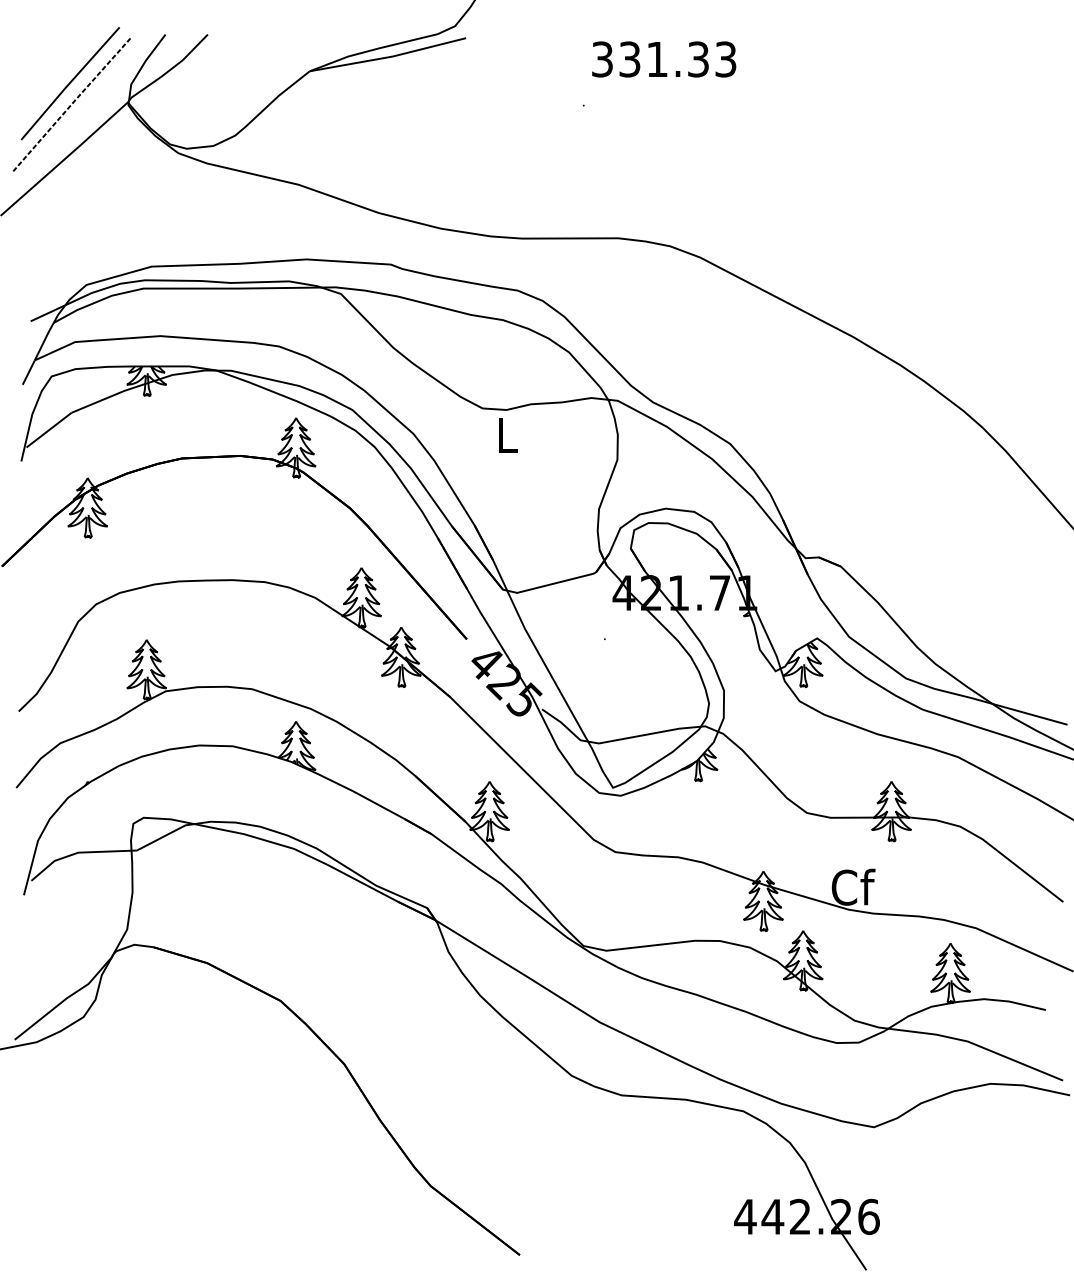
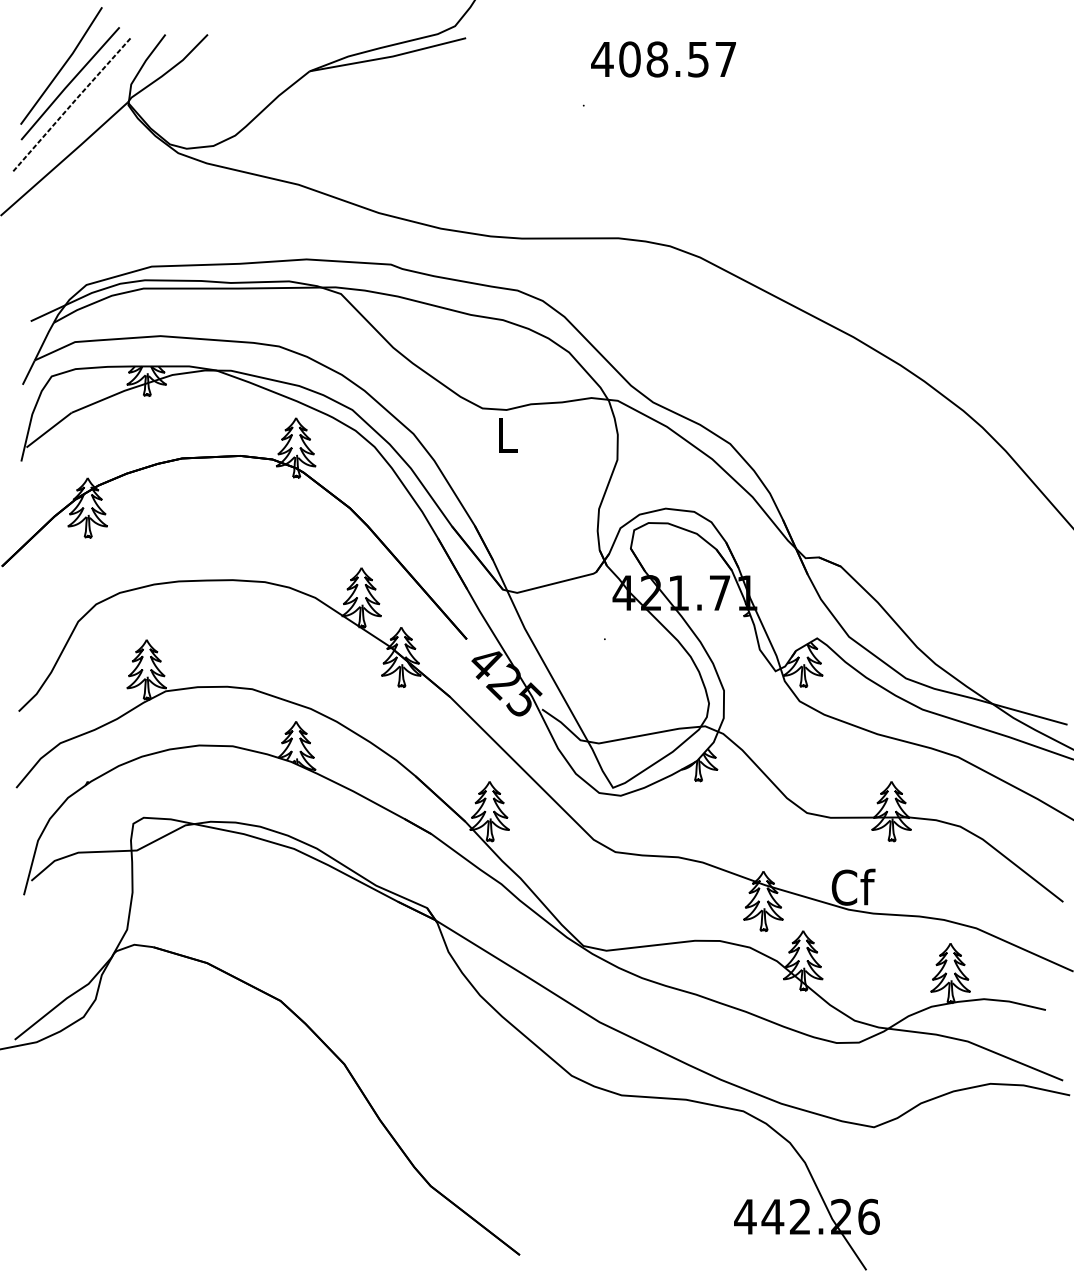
text: 331.33 -> 408.57 (663, 59)
line: none -> present (62, 65)
